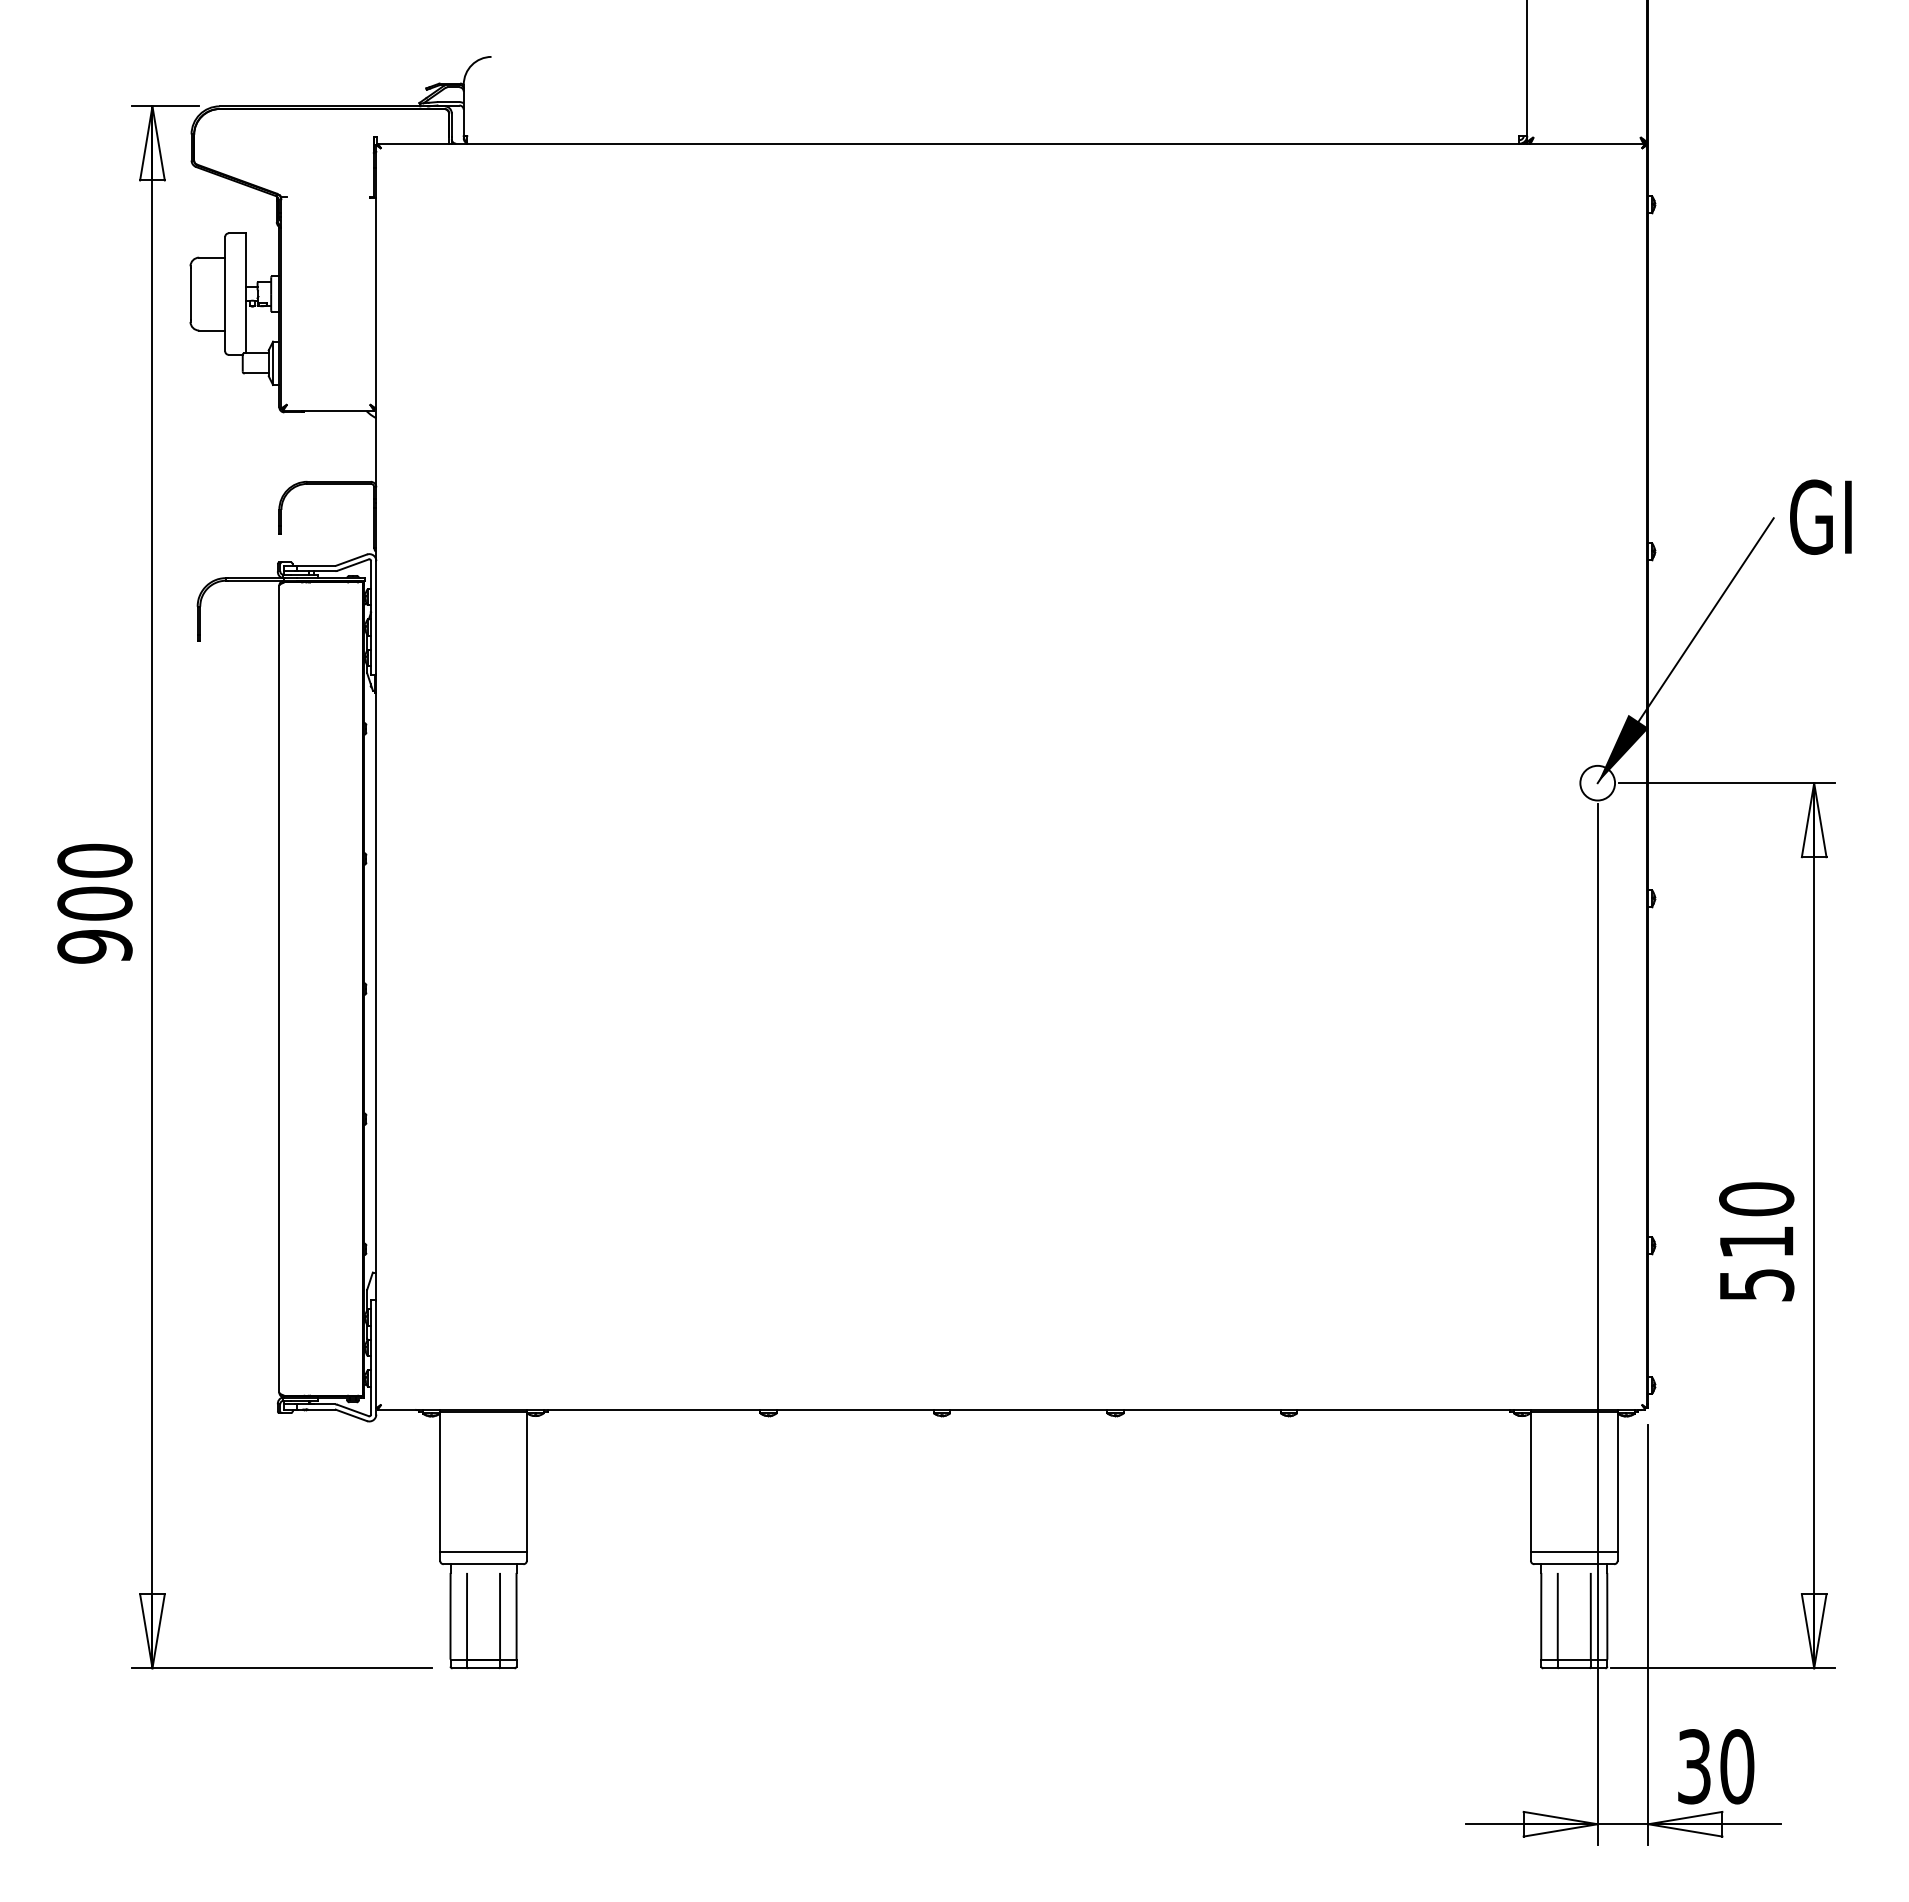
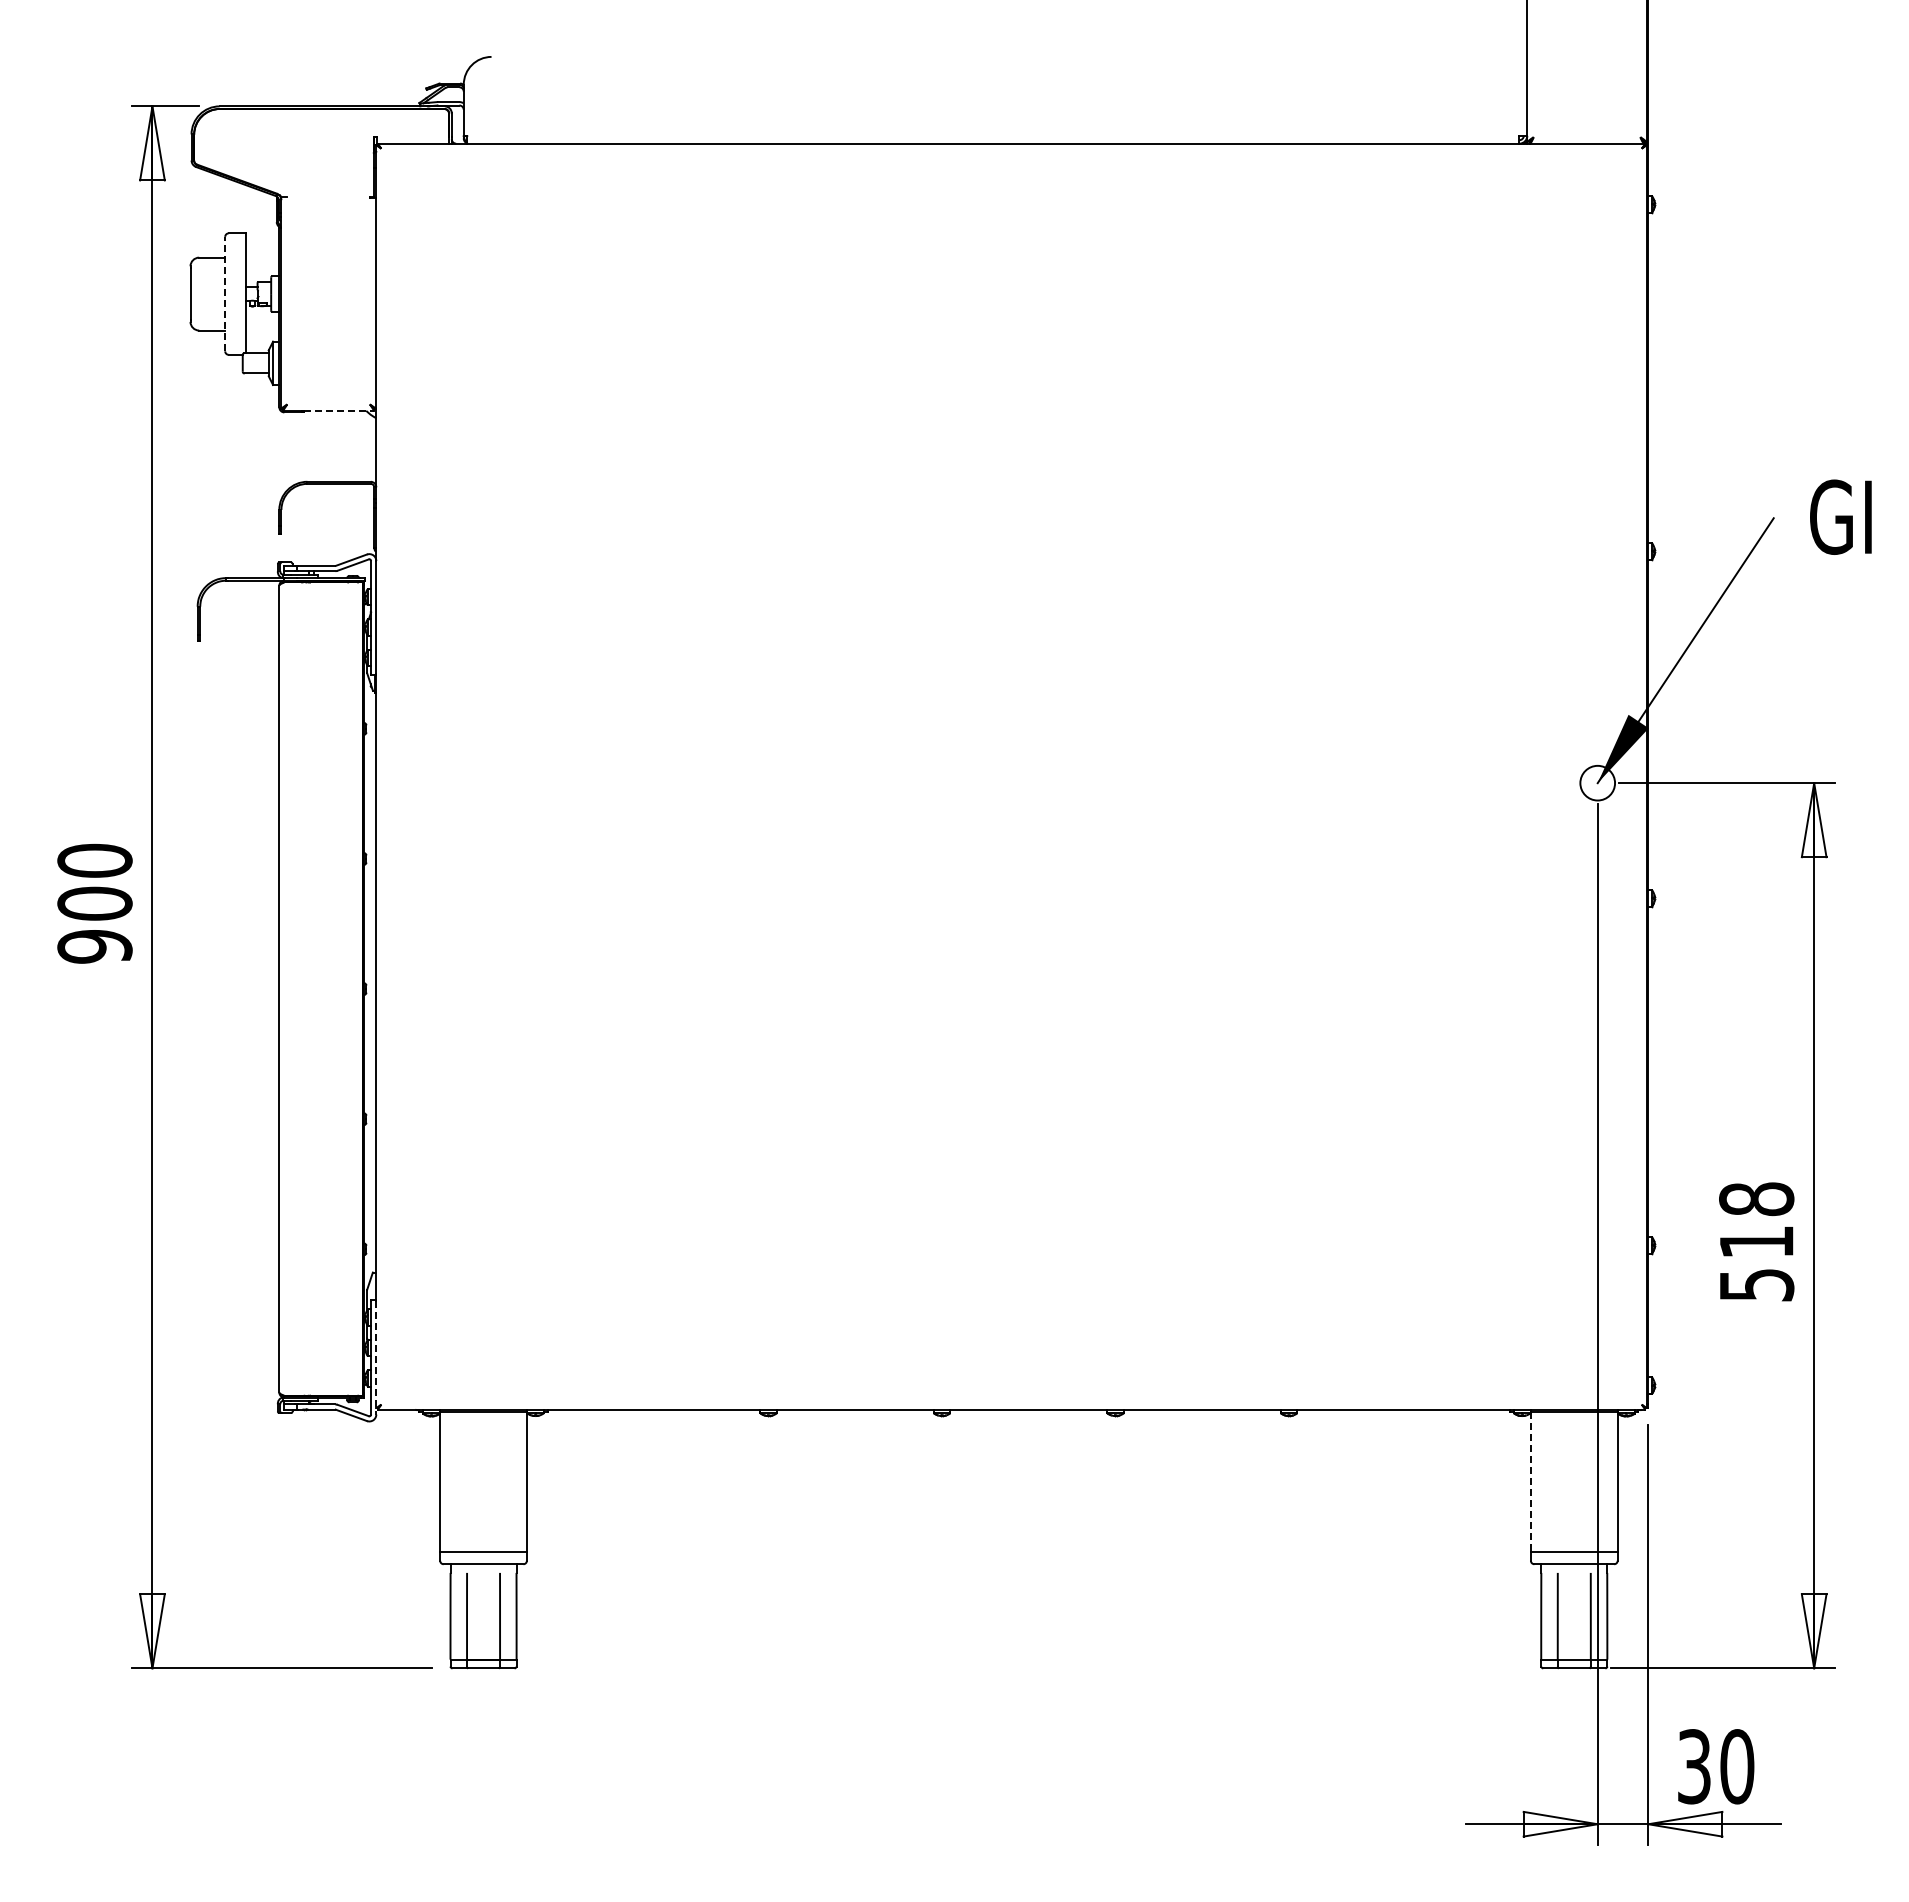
line: solid -> dashed (225, 293)
line: solid -> dashed (339, 410)
text position: (1820, 516) -> (1840, 516) (1840, 516)
text: 510 -> 518 (1756, 1199)
line: solid -> dashed (376, 1357)
line: solid -> dashed (1530, 1482)
